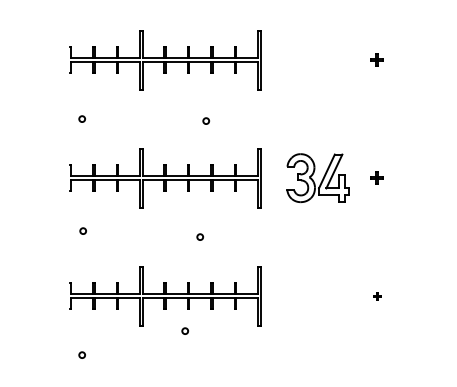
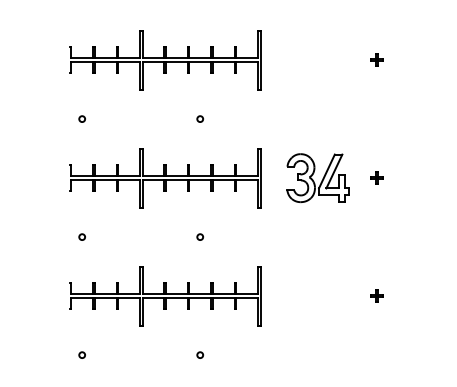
circle position: (205, 120) -> (199, 118) (199, 118)
circle position: (82, 230) -> (81, 236) (81, 236)
part size: 9x9 px -> 14x14 px (376, 295)
circle position: (185, 330) -> (200, 354) (200, 354)
